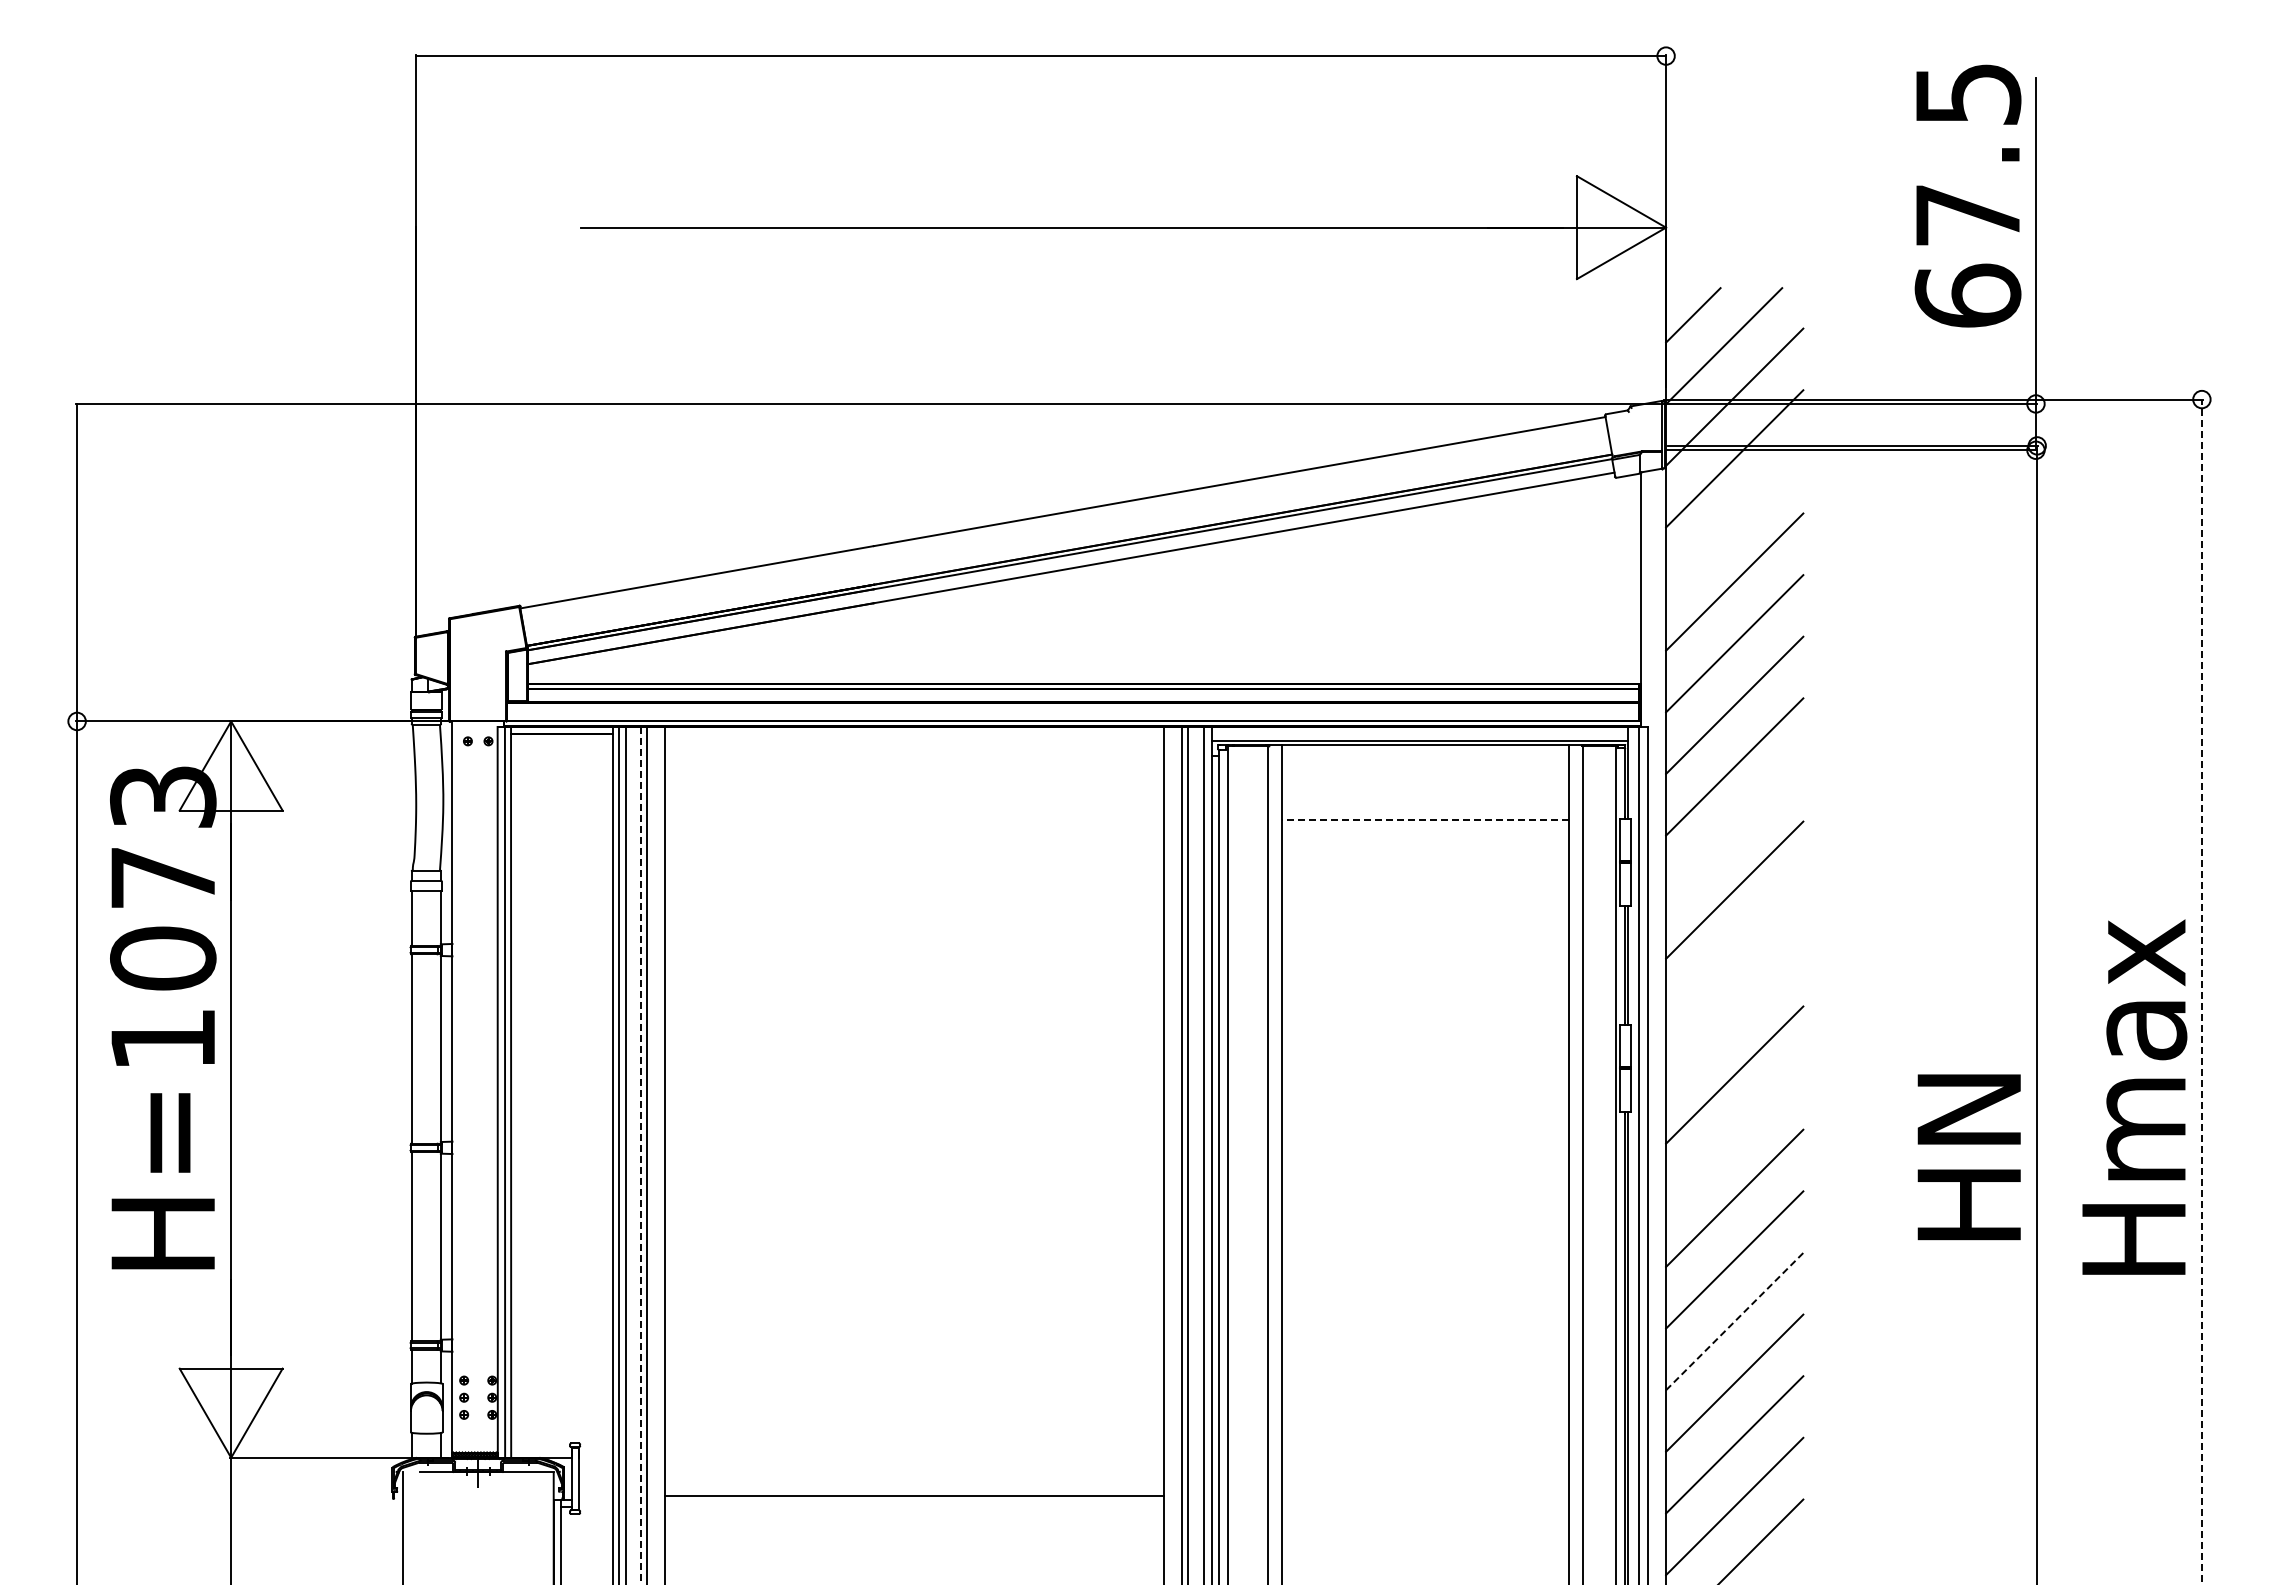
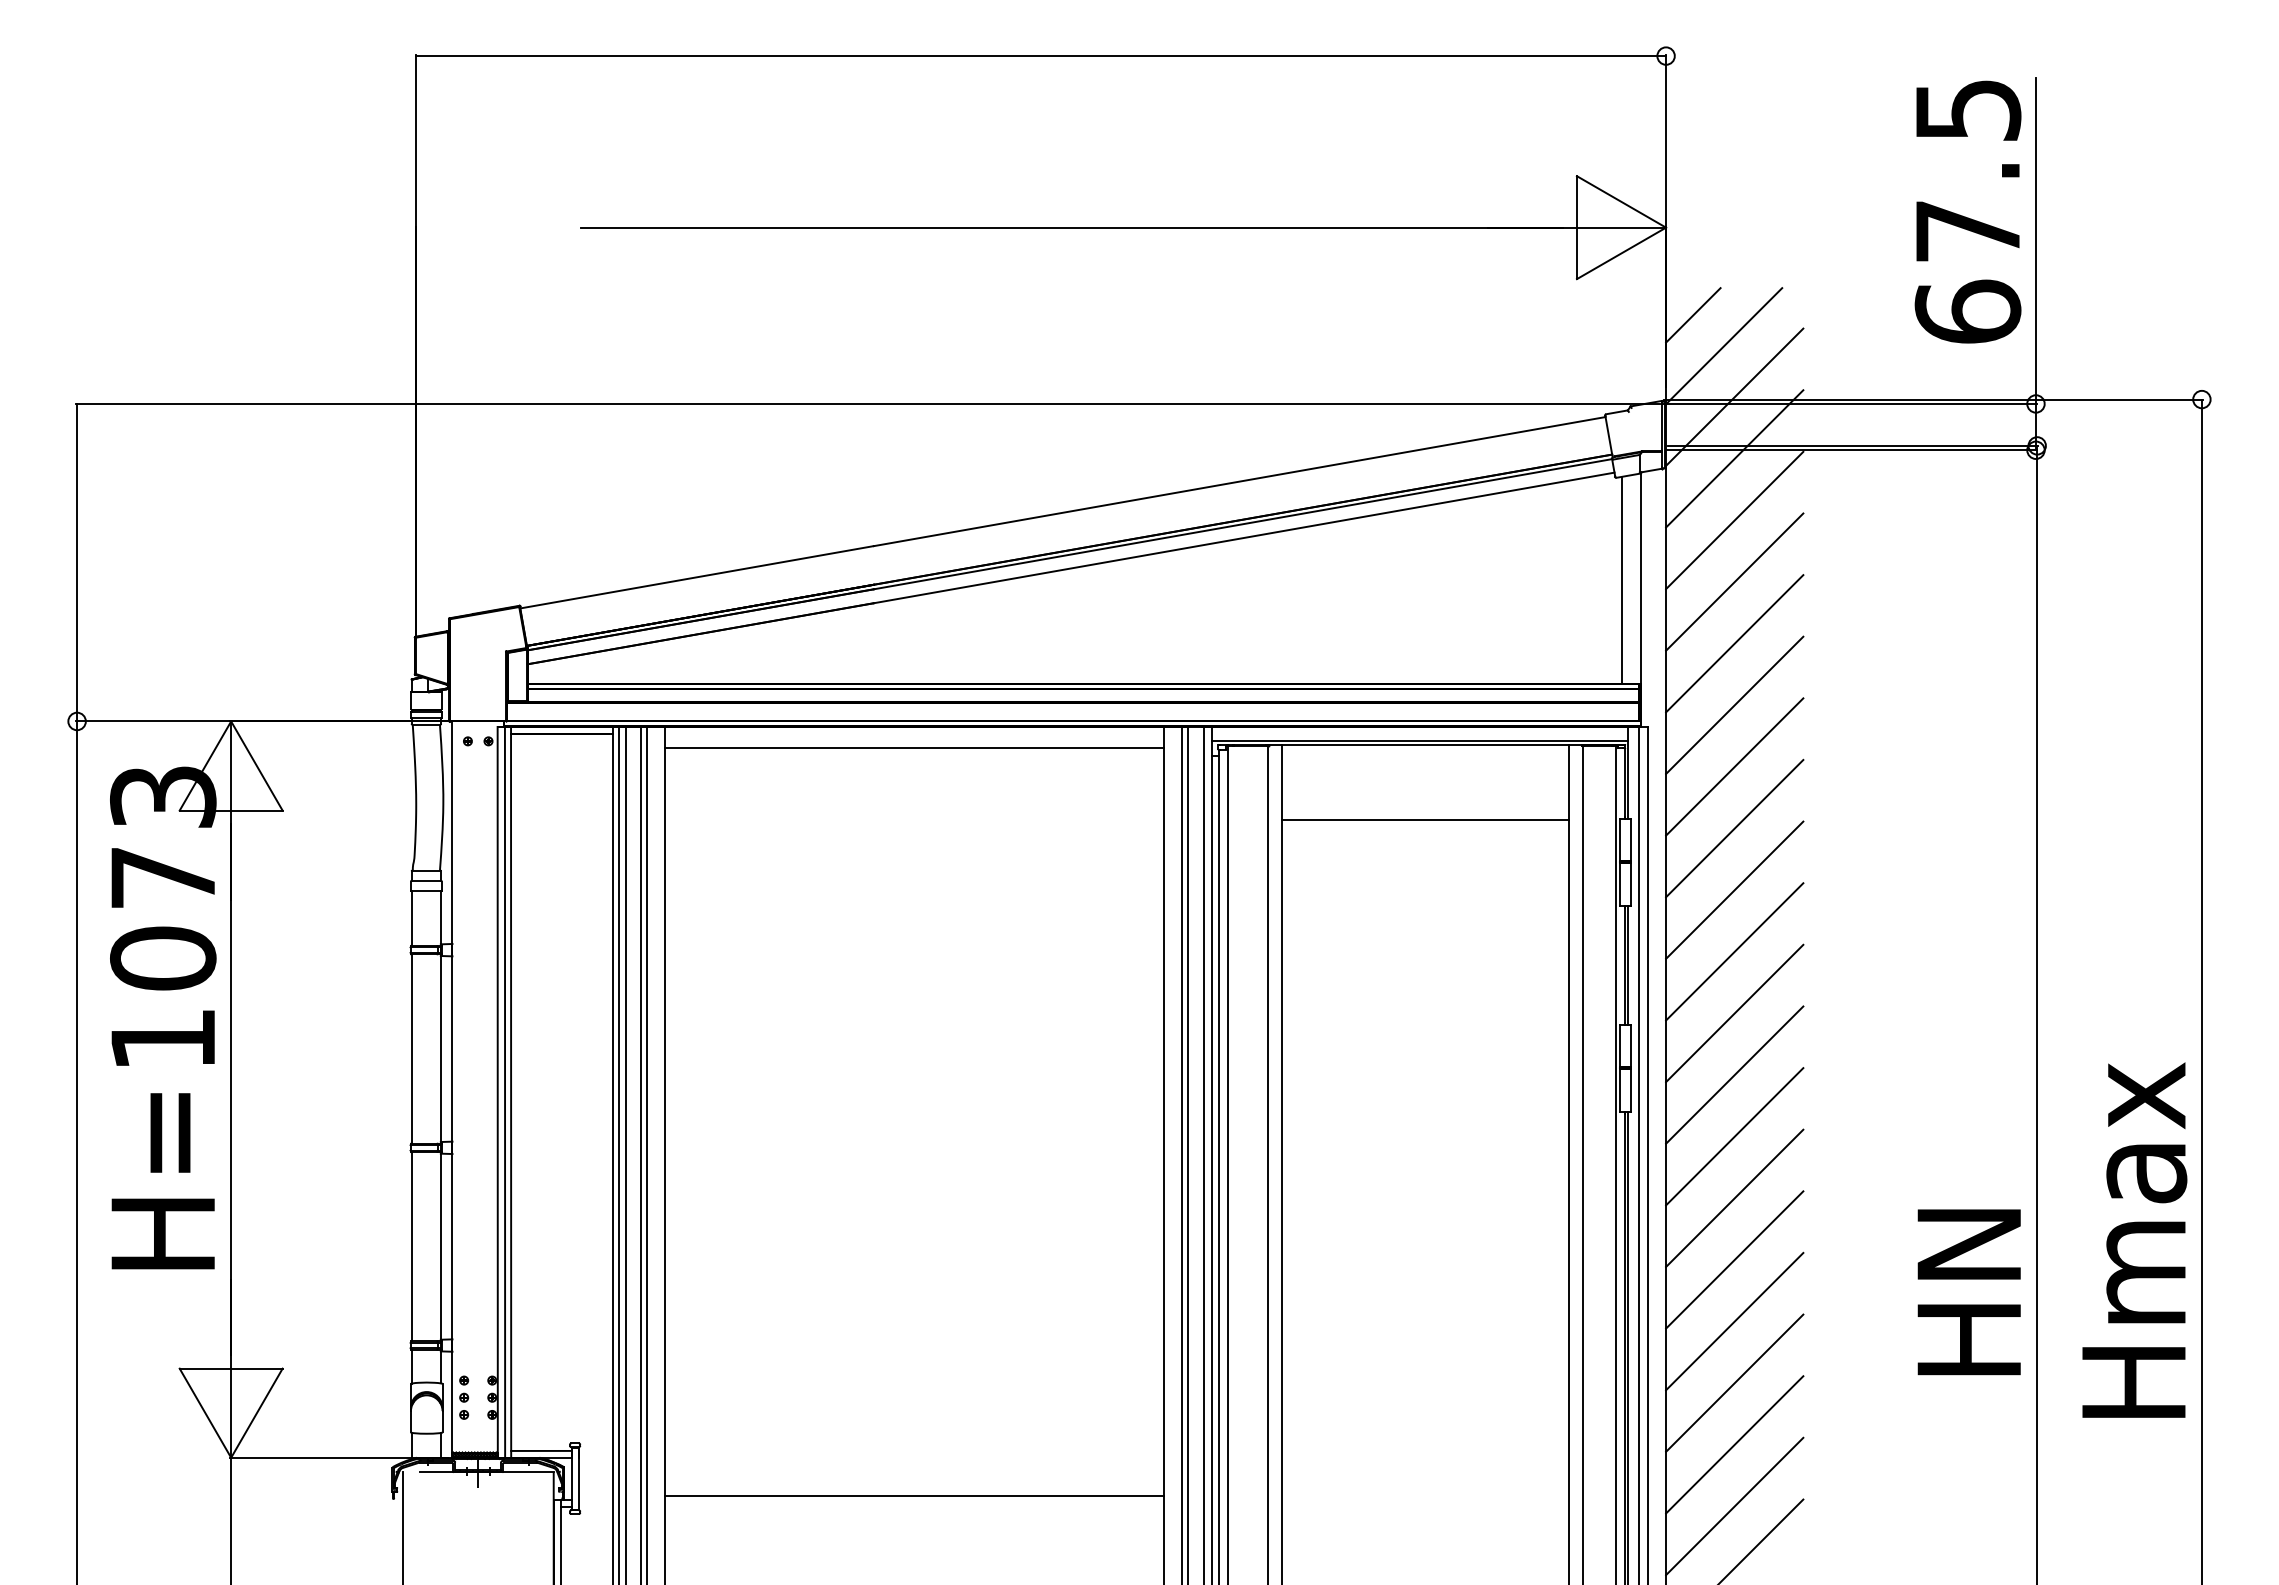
text position: (1967, 195) -> (1967, 211) (1967, 211)
line: none -> present (1734, 520)
line: none -> present (1621, 579)
line: none -> present (914, 747)
line: dashed -> solid (1425, 820)
line: none -> present (1734, 828)
line: none -> present (1734, 951)
line: dashed -> solid (2201, 992)
line: none -> present (1734, 1013)
text position: (2134, 1096) -> (2134, 1239) (2134, 1239)
line: none -> present (1734, 1136)
line: dashed -> solid (640, 1155)
text position: (1968, 1157) -> (1968, 1292) (1968, 1292)
line: dashed -> solid (1735, 1321)
line: none -> present (541, 1450)
